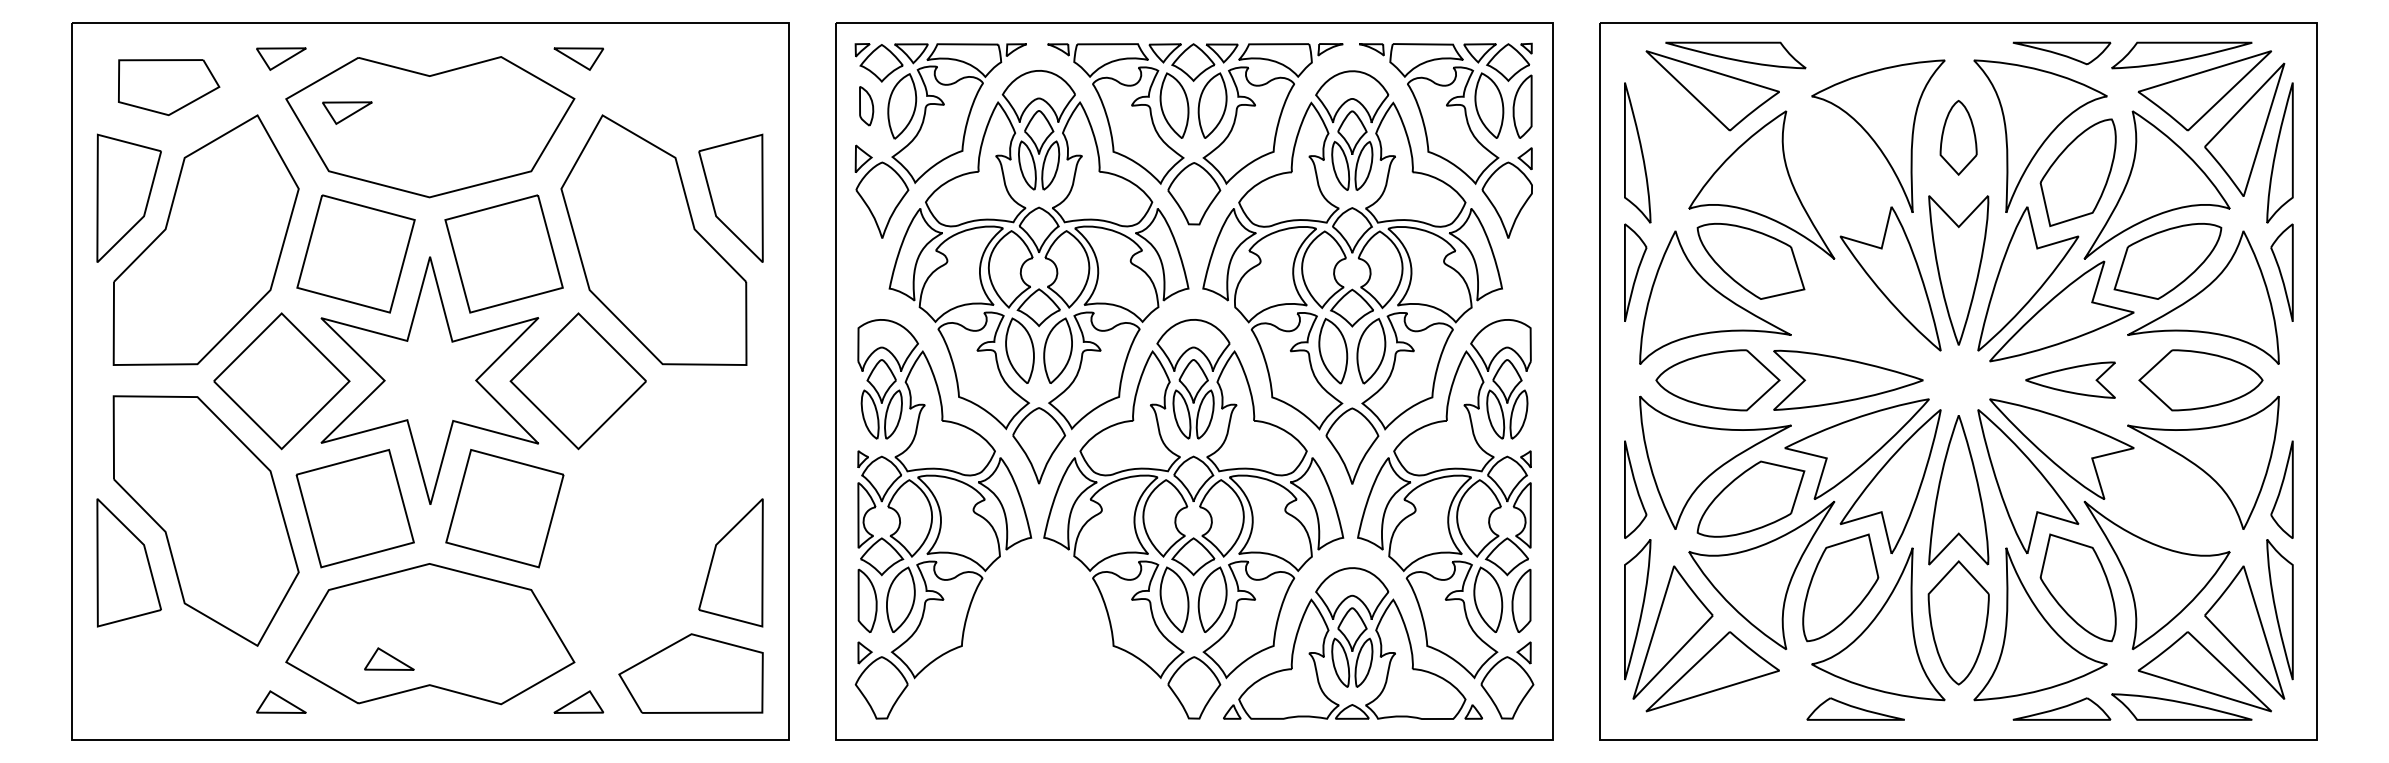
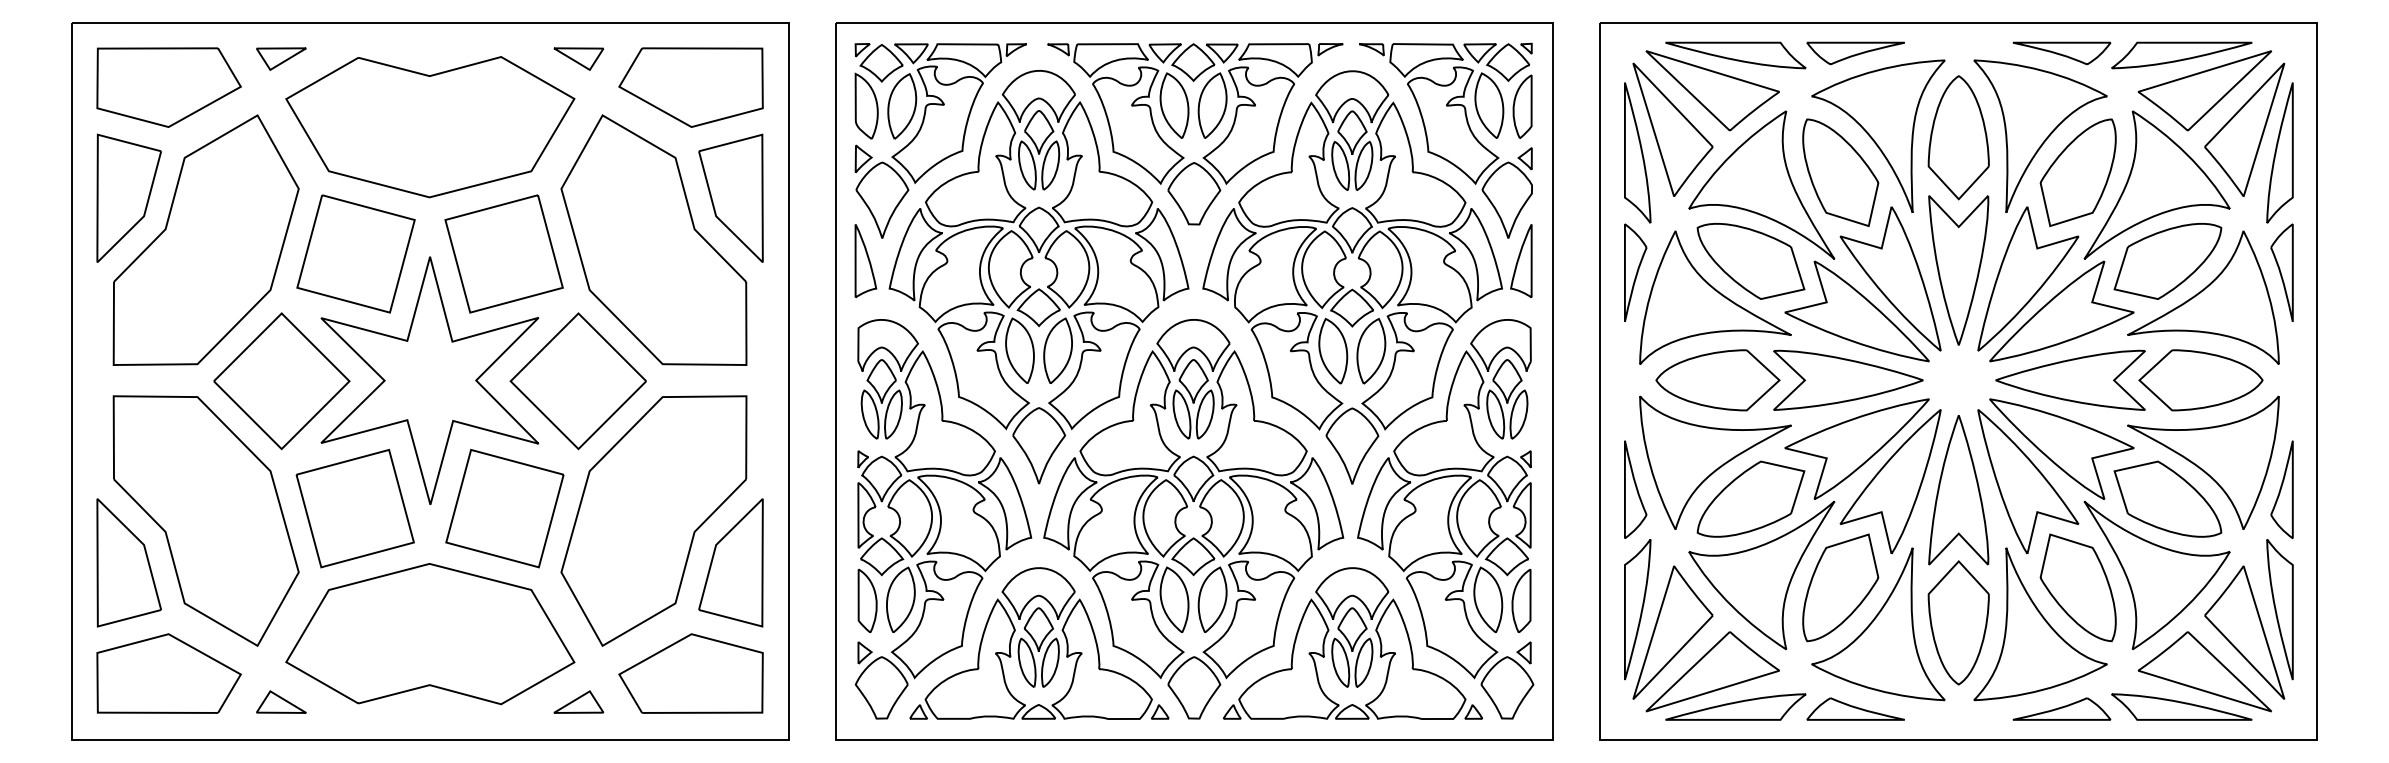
part: none -> present (1855, 53)
part size: 103x58 px -> 146x81 px (168, 87)
part: none -> present (690, 87)
part size: 16x41 px -> 25x68 px (866, 105)
part: present -> none (347, 112)
part: none -> present (1672, 129)
part size: 39x76 px -> 63x126 px (1958, 137)
part: none -> present (1840, 172)
part: none -> present (865, 260)
part: none -> present (1521, 260)
part: none -> present (1856, 311)
part size: 91x38 px -> 151x62 px (2070, 379)
part: none -> present (2167, 498)
part: none -> present (653, 520)
part: none -> present (1039, 643)
part: present -> none (389, 658)
part: none -> present (168, 673)
part: none -> present (1735, 706)
